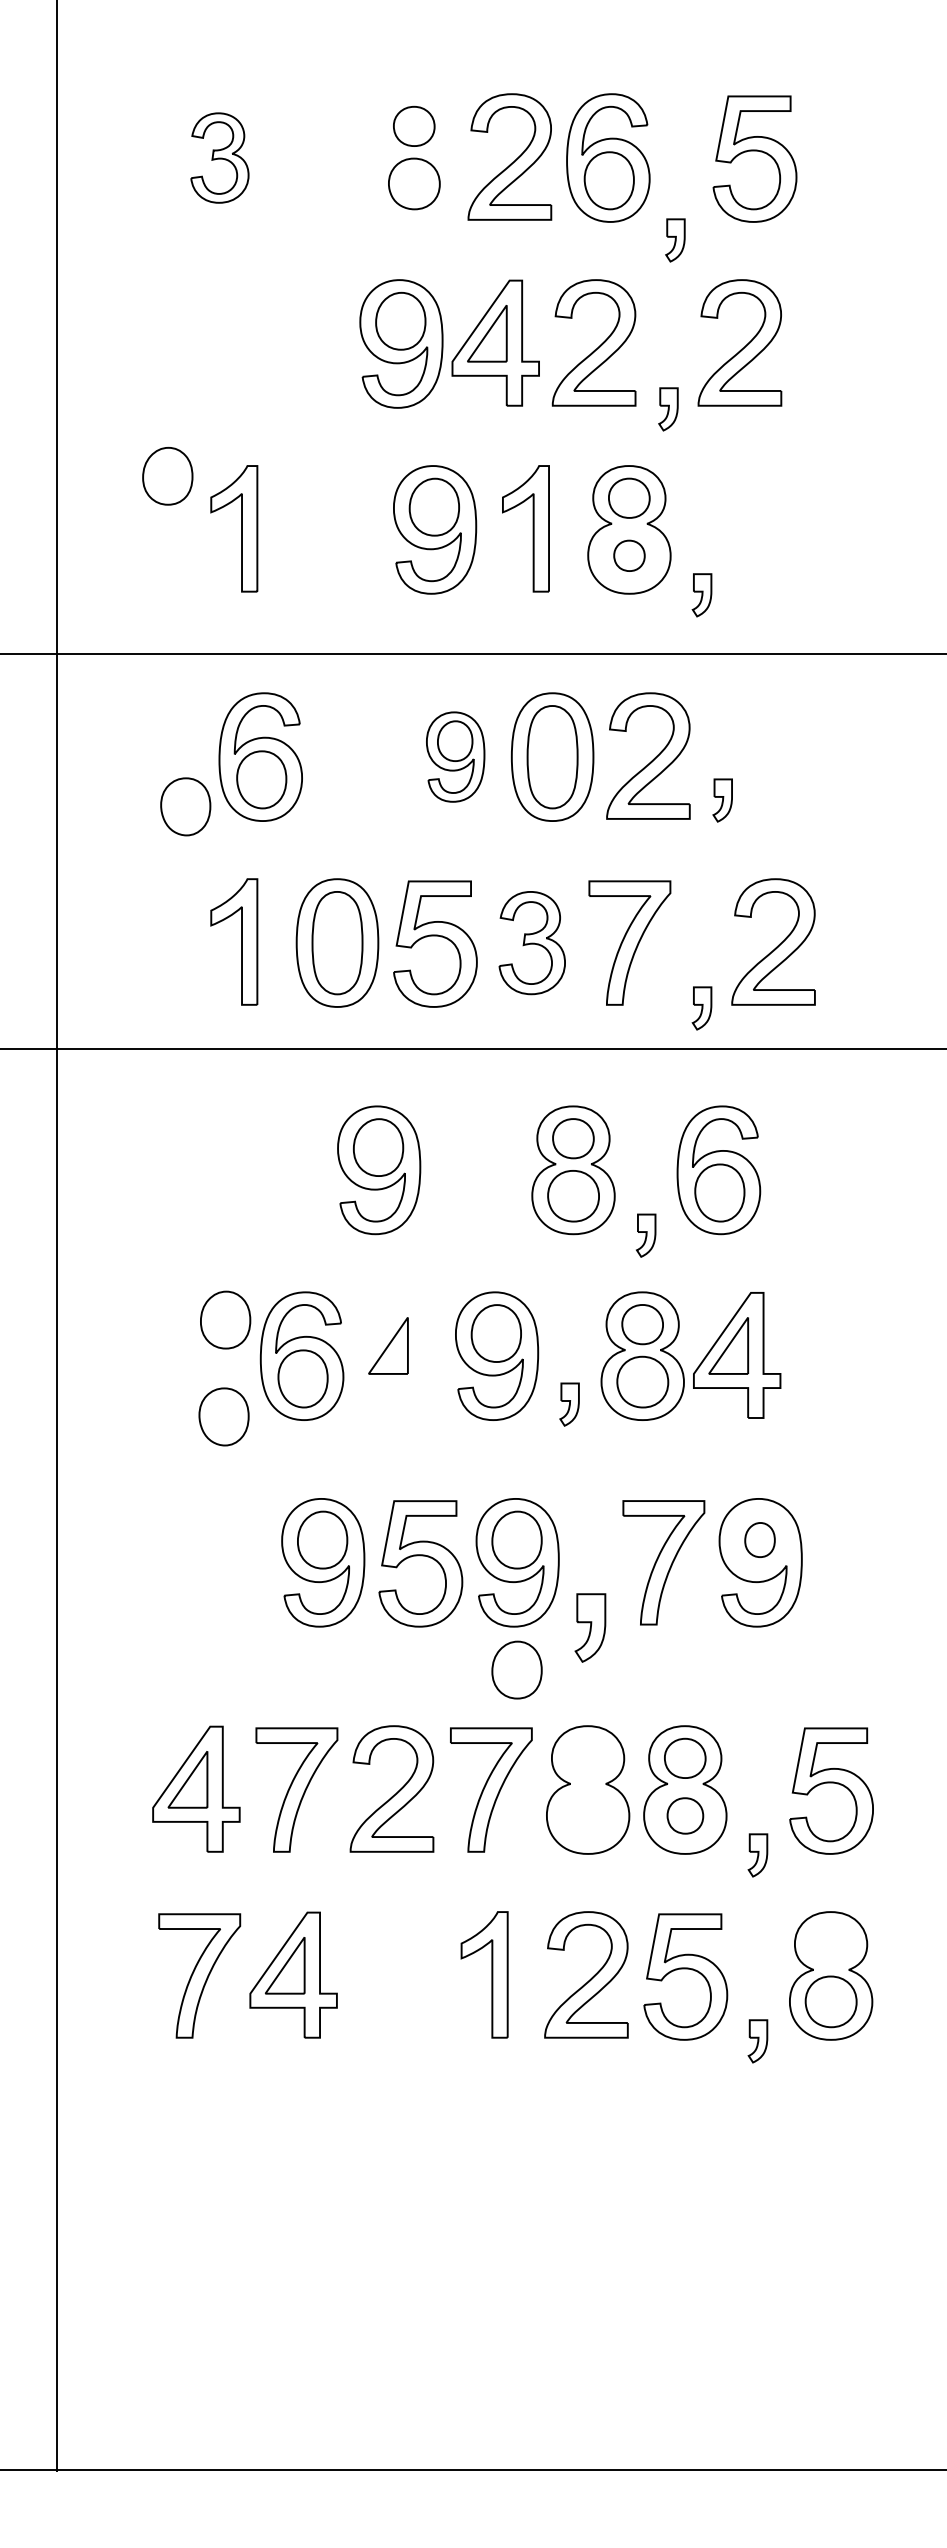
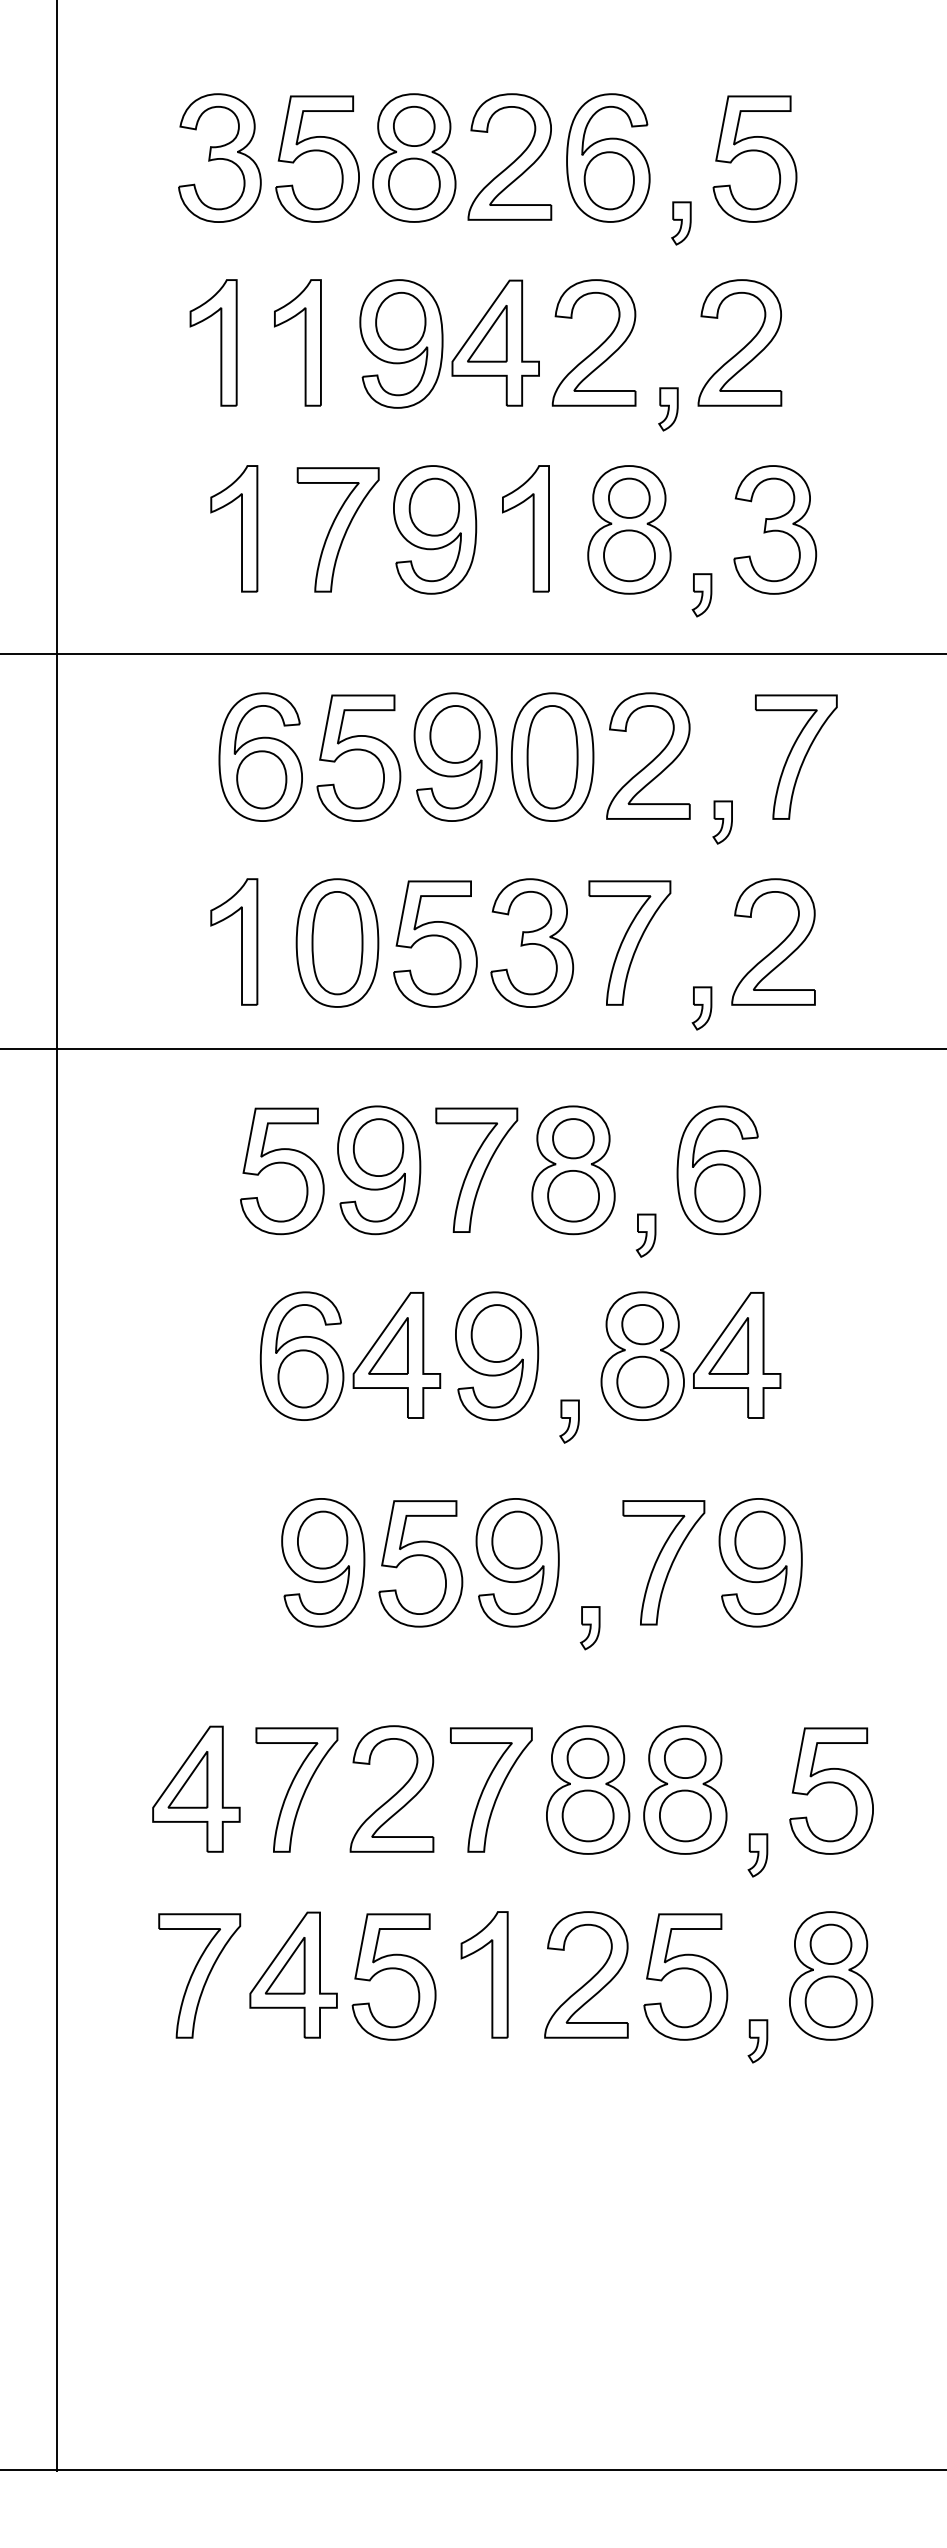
part: none -> present (317, 151)
part size: 60x92 px -> 84x130 px (219, 157)
part: none -> present (414, 157)
part position: (675, 240) -> (681, 223) (681, 223)
part: none -> present (220, 342)
part: none -> present (304, 342)
part: present -> none (167, 475)
part: none -> present (337, 529)
part: none -> present (775, 529)
part size: 33x33 px -> 53x54 px (629, 555)
part: none -> present (358, 750)
part size: 60x92 px -> 85x130 px (455, 756)
part: none -> present (796, 756)
part position: (722, 800) -> (722, 822) (722, 822)
part: present -> none (185, 806)
part size: 68x105 px -> 85x130 px (532, 942)
part: none -> present (282, 1163)
part: none -> present (476, 1169)
part: present -> none (225, 1319)
part: none -> present (396, 1355)
part position: (569, 1404) -> (569, 1421) (569, 1421)
part: present -> none (223, 1416)
part size: 32x36 px -> 52x60 px (759, 1539)
part size: 33x70 px -> 22x45 px (589, 1628)
part: present -> none (516, 1669)
part: none -> present (587, 1757)
part: none -> present (587, 1815)
part size: 39x38 px -> 53x54 px (685, 1815)
part: none -> present (830, 1943)
part: none -> present (393, 1969)
